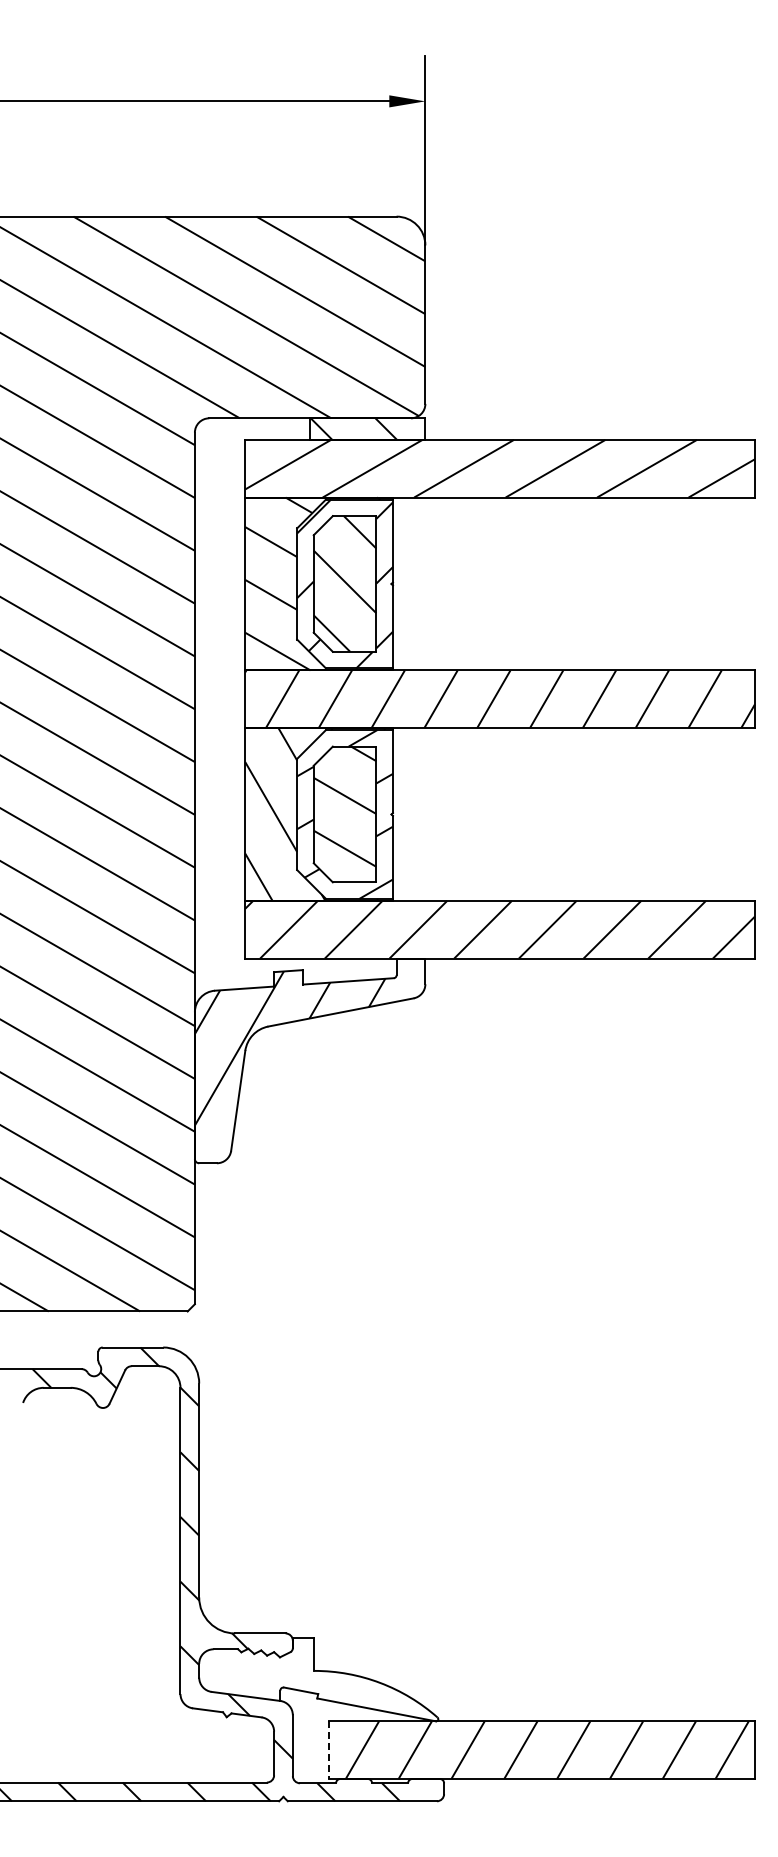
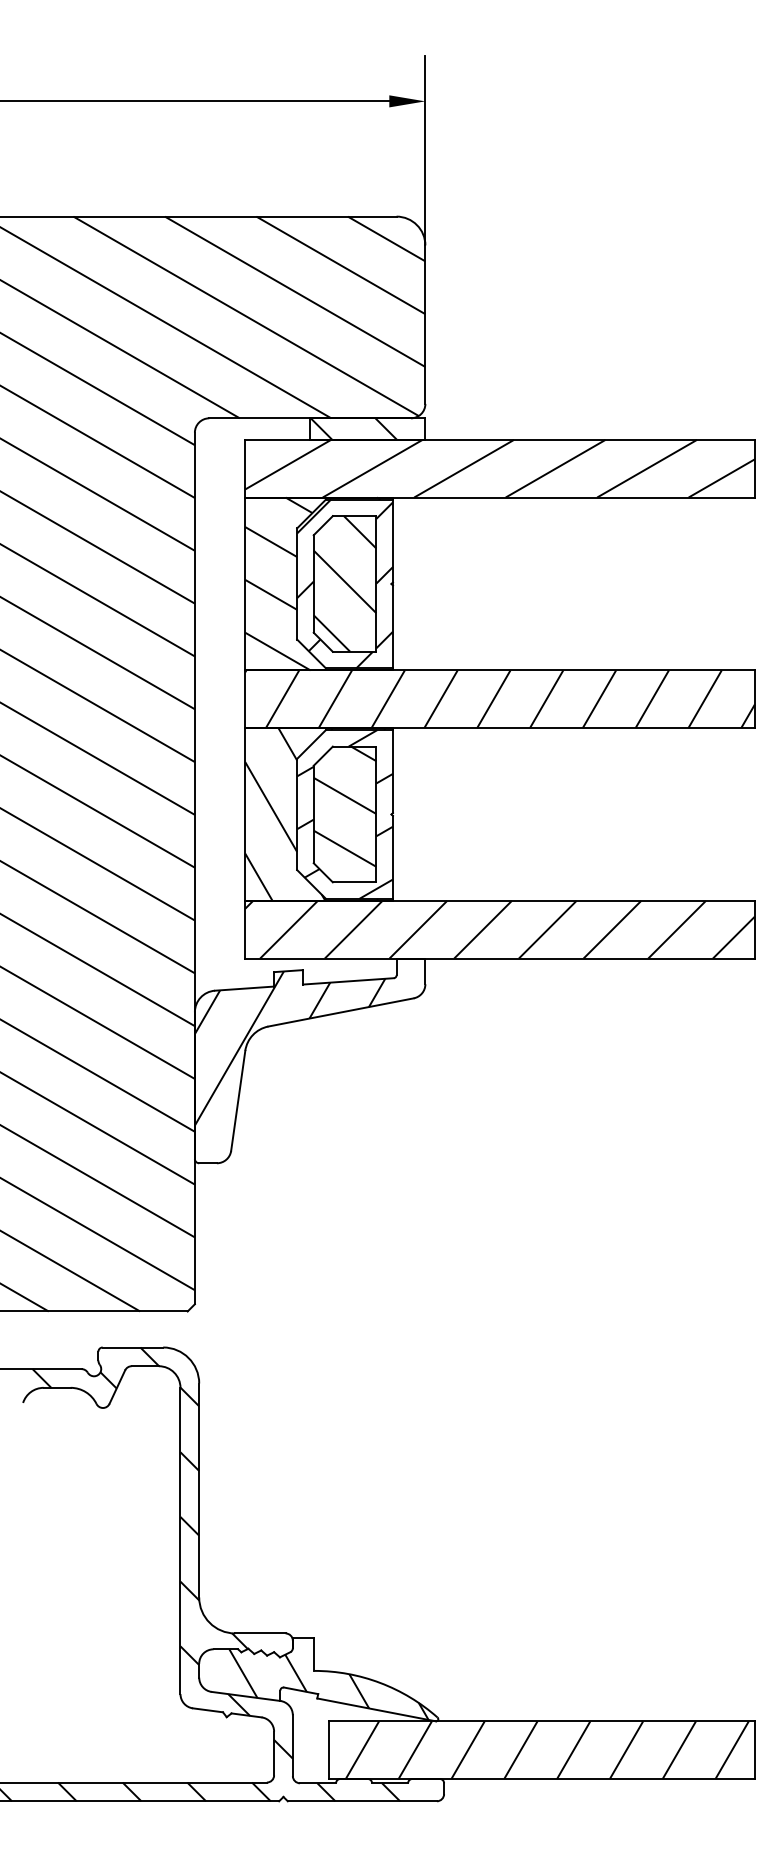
hatch: none -> present (328, 1684)
line: dashed -> solid (328, 1750)
